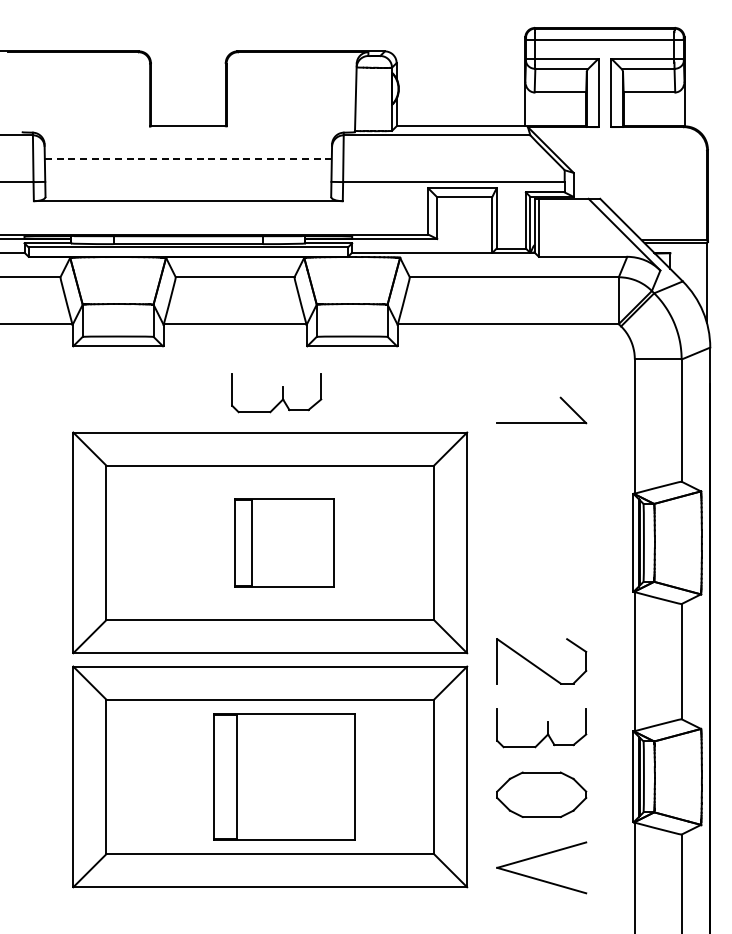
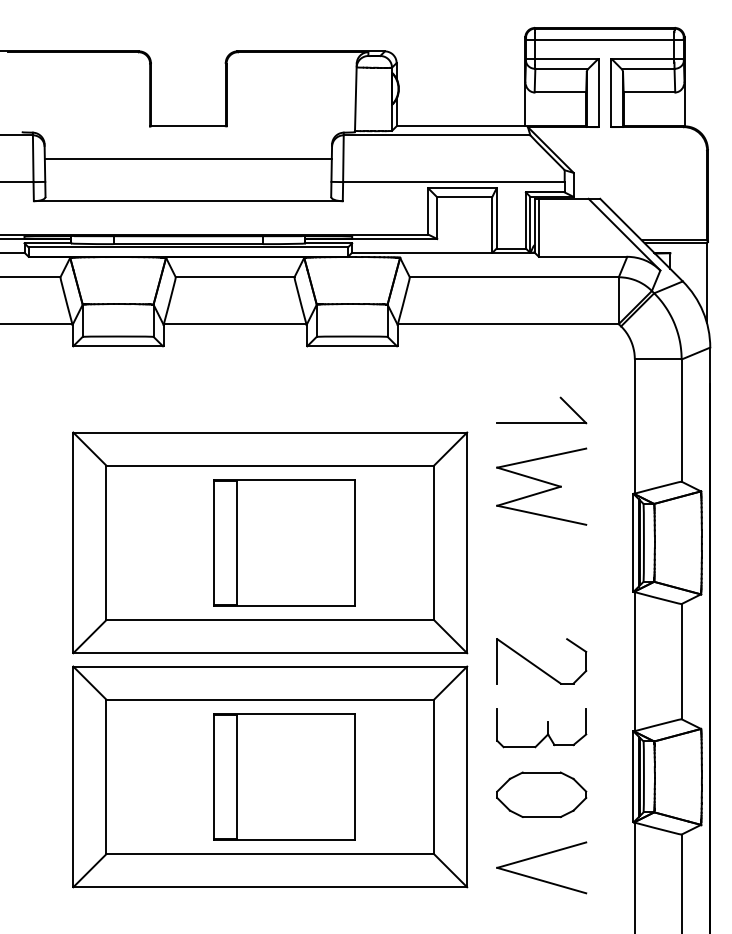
line: dashed -> solid (188, 159)
part: present -> none (276, 393)
part: none -> present (541, 486)
part size: 101x90 px -> 143x128 px (284, 542)
